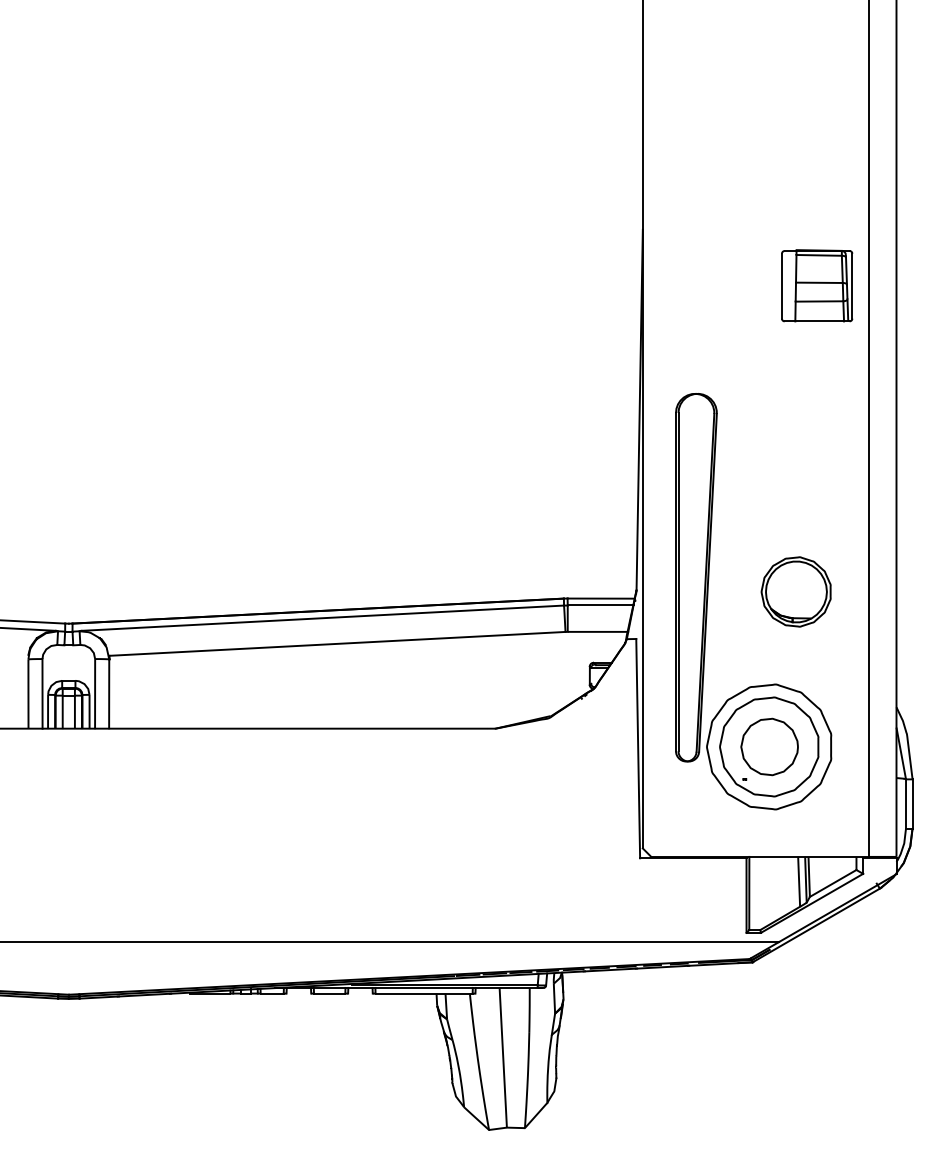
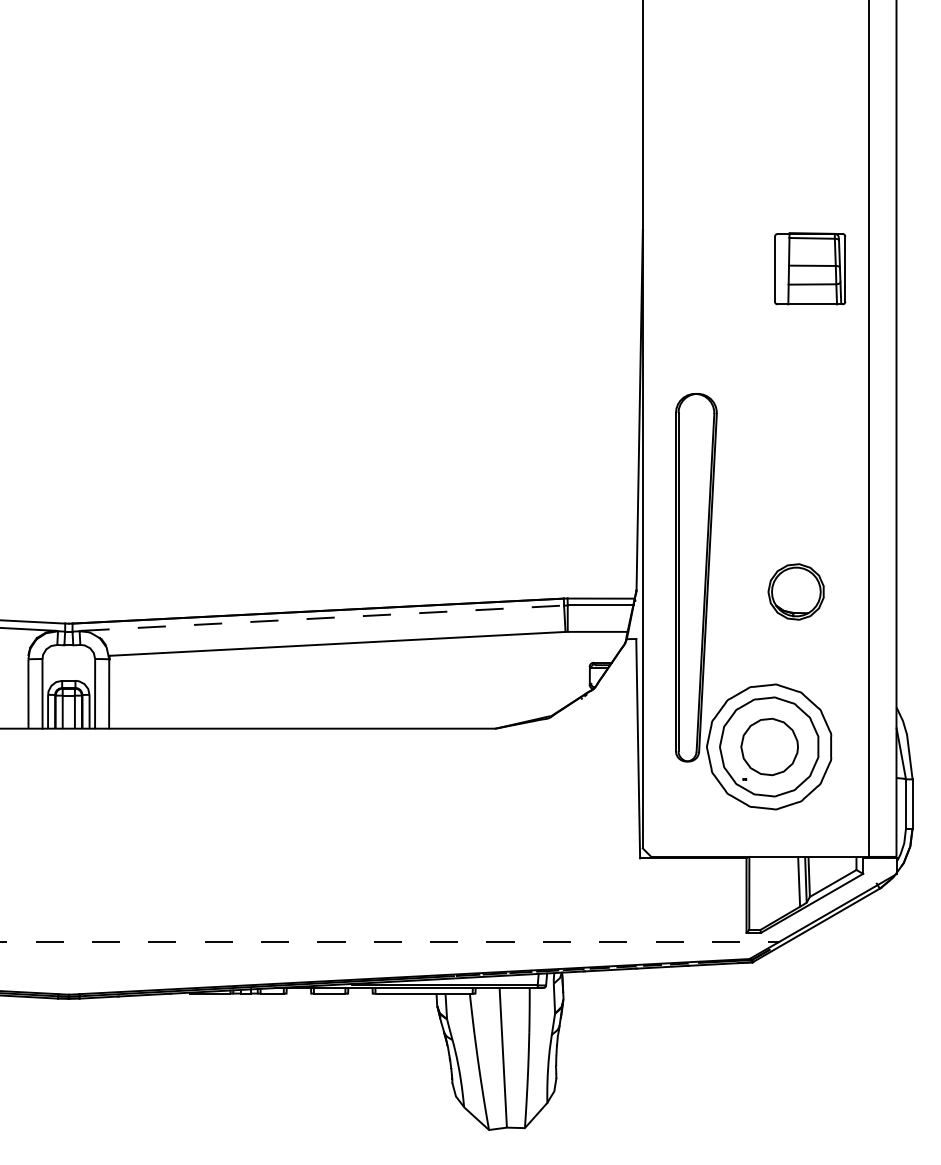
part position: (817, 285) -> (810, 268) (810, 268)
part size: 72x72 px -> 58x58 px (795, 591)
line: solid -> dashed (322, 618)
line: solid -> dashed (390, 942)
